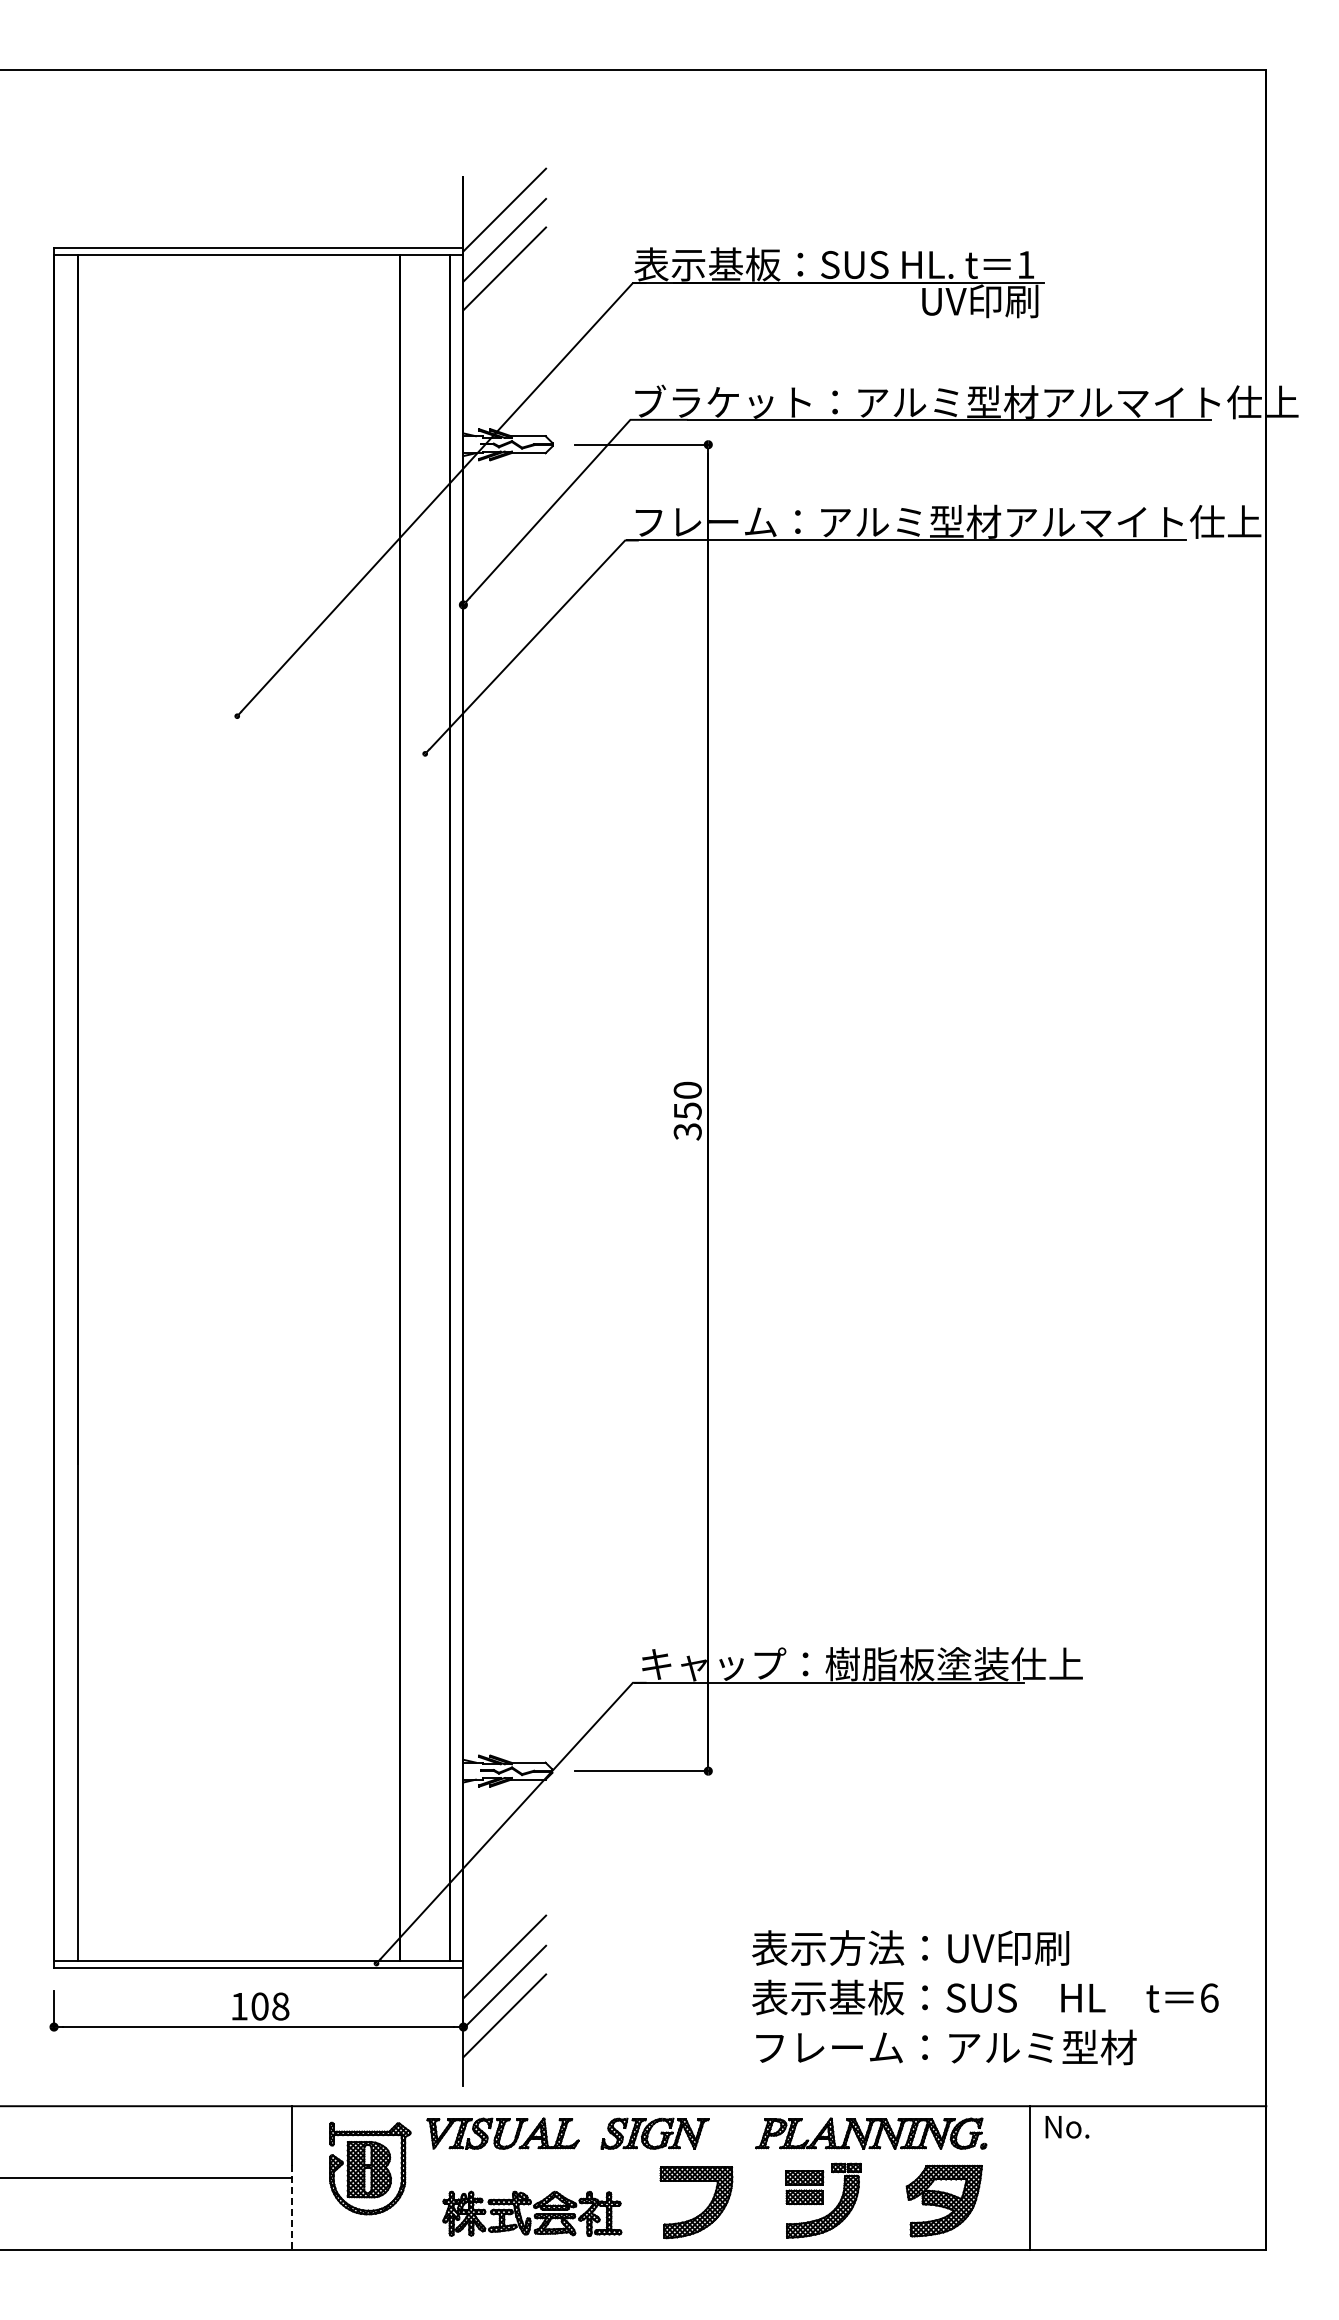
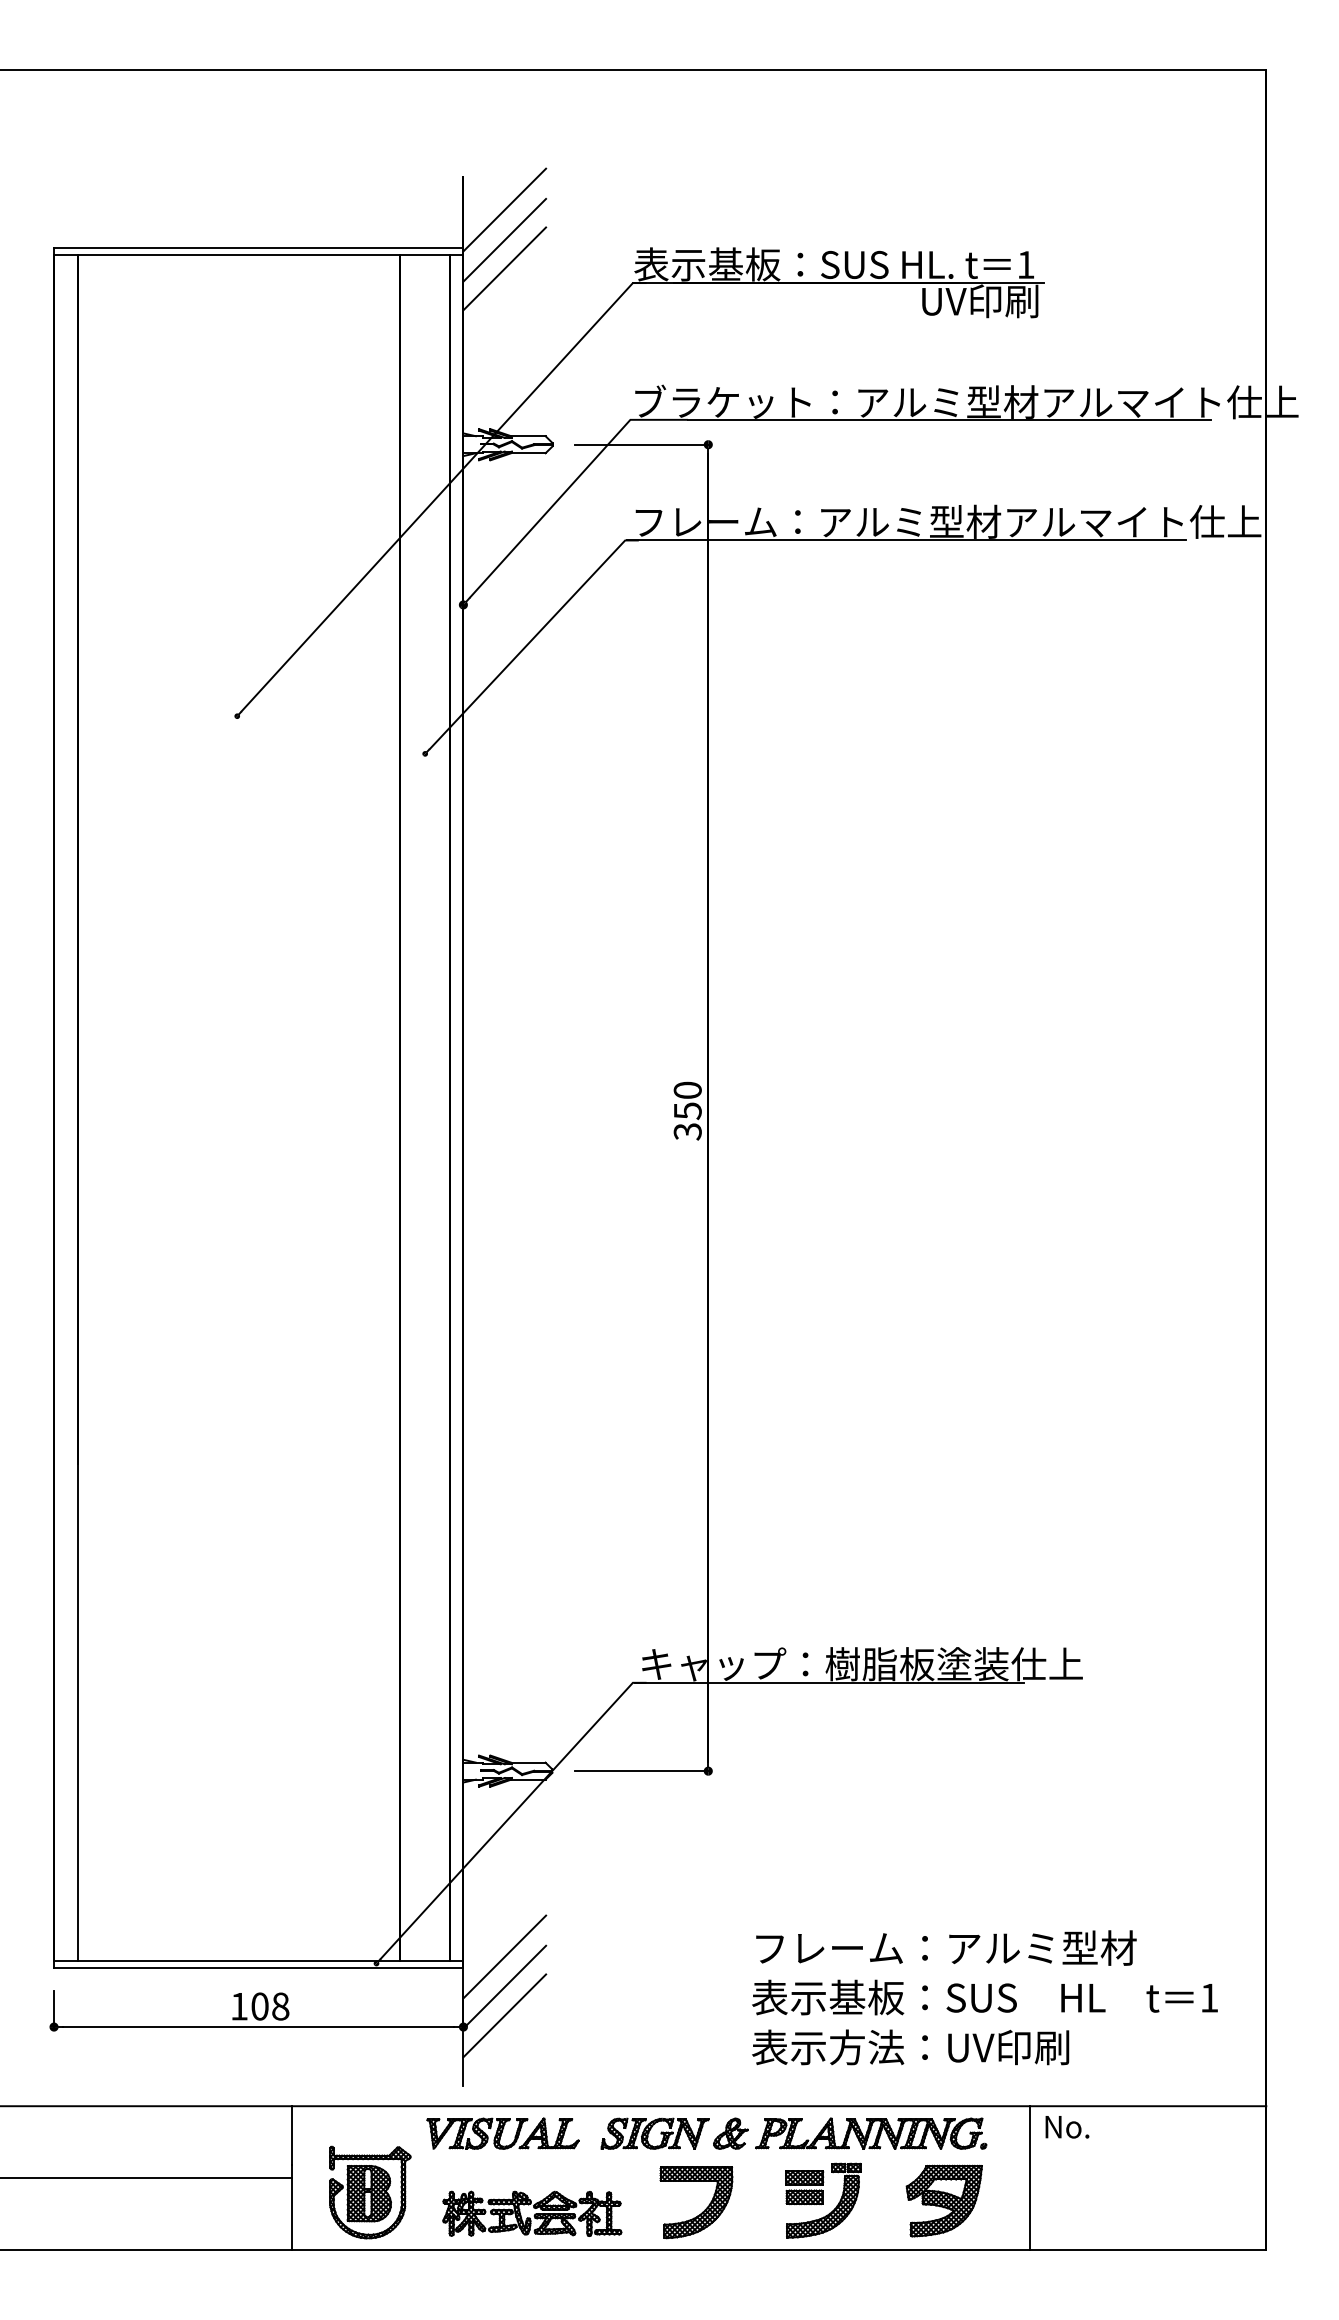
text: 表示方法：UV印刷 -> フレーム：アルミ型材 (944, 1947)
text: 6 -> 1 (1209, 1997)
text: フレーム：アルミ型材 -> 表示方法：UV印刷 (944, 2047)
part: none -> present (730, 2133)
part position: (370, 2168) -> (370, 2192) (370, 2192)
line: dashed -> solid (291, 2207)
